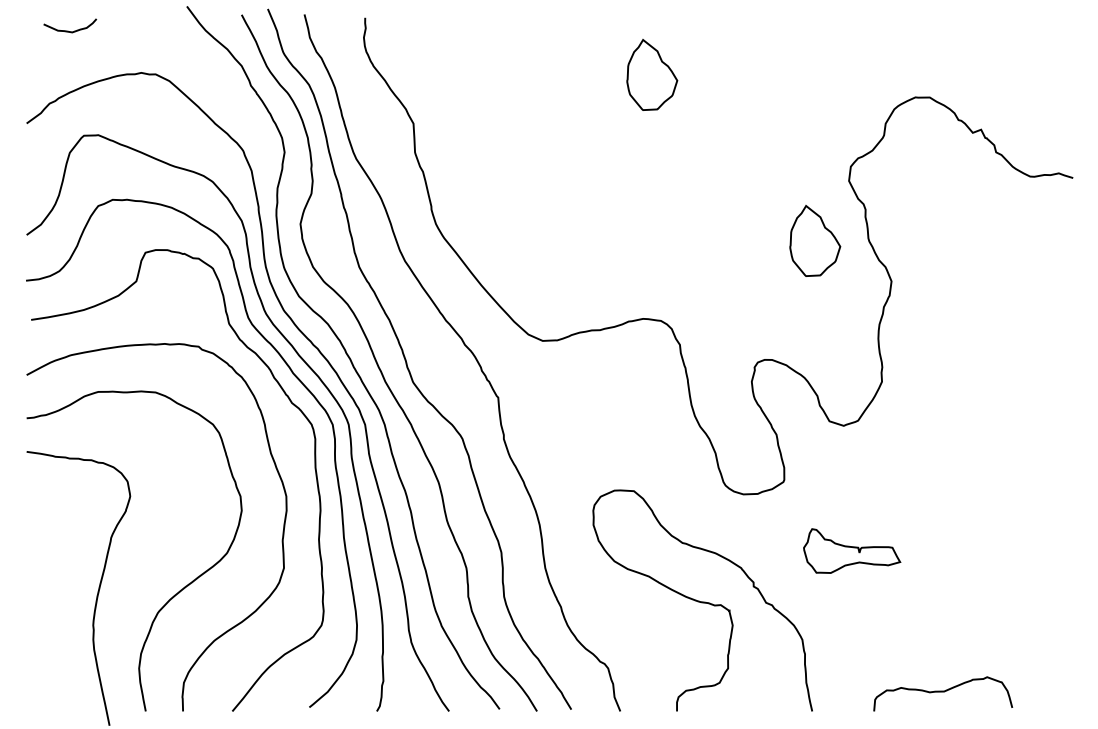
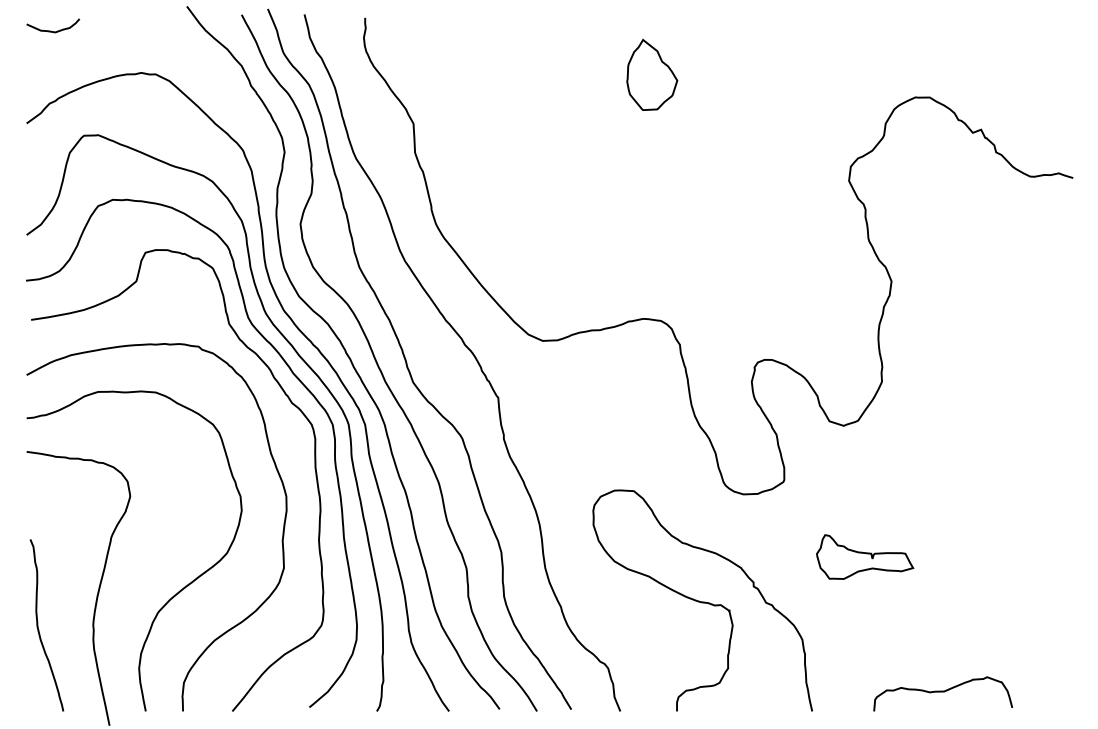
curve position: (68, 30) -> (51, 30) (51, 30)
part: present -> none (815, 240)
part position: (852, 550) -> (865, 556) (865, 556)
curve: none -> present (38, 625)
